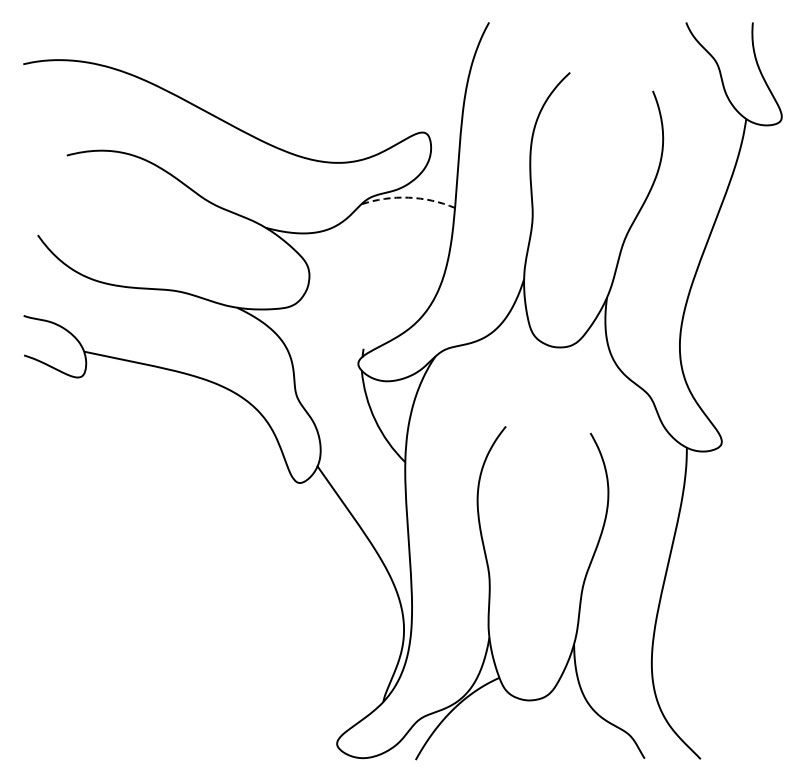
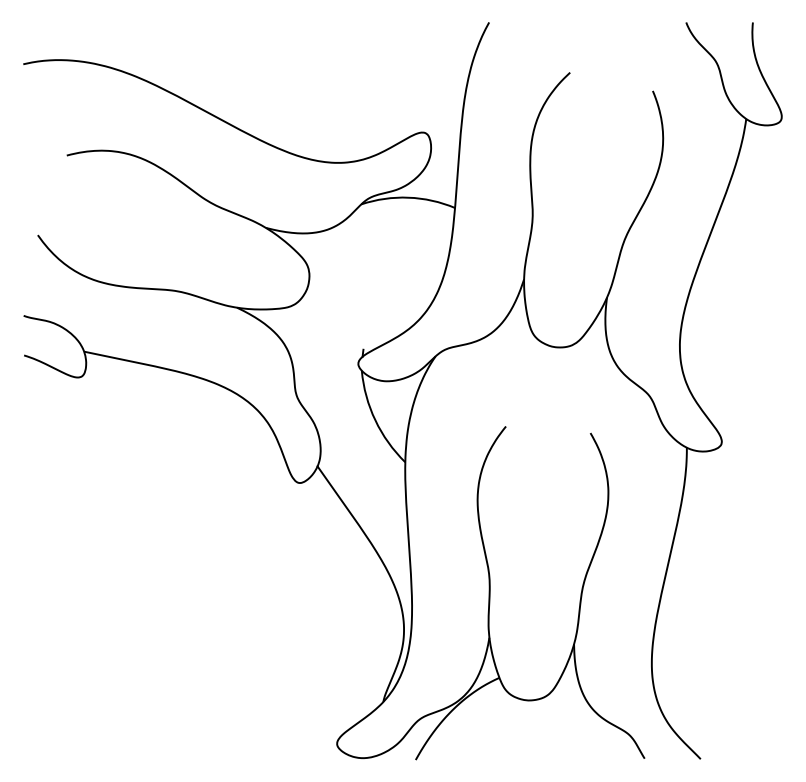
arc: dashed -> solid (408, 197)
